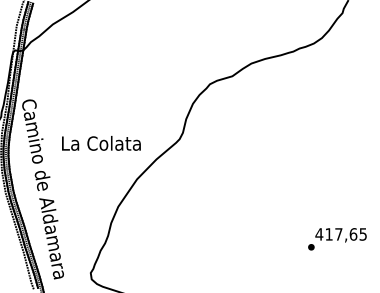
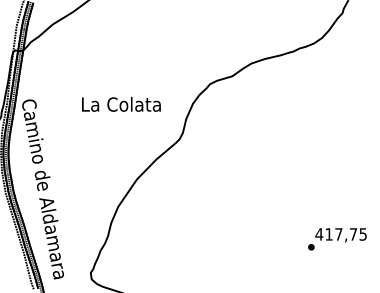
text position: (101, 143) -> (121, 104) (121, 104)
text: 417,65 -> 417,75 (353, 234)
